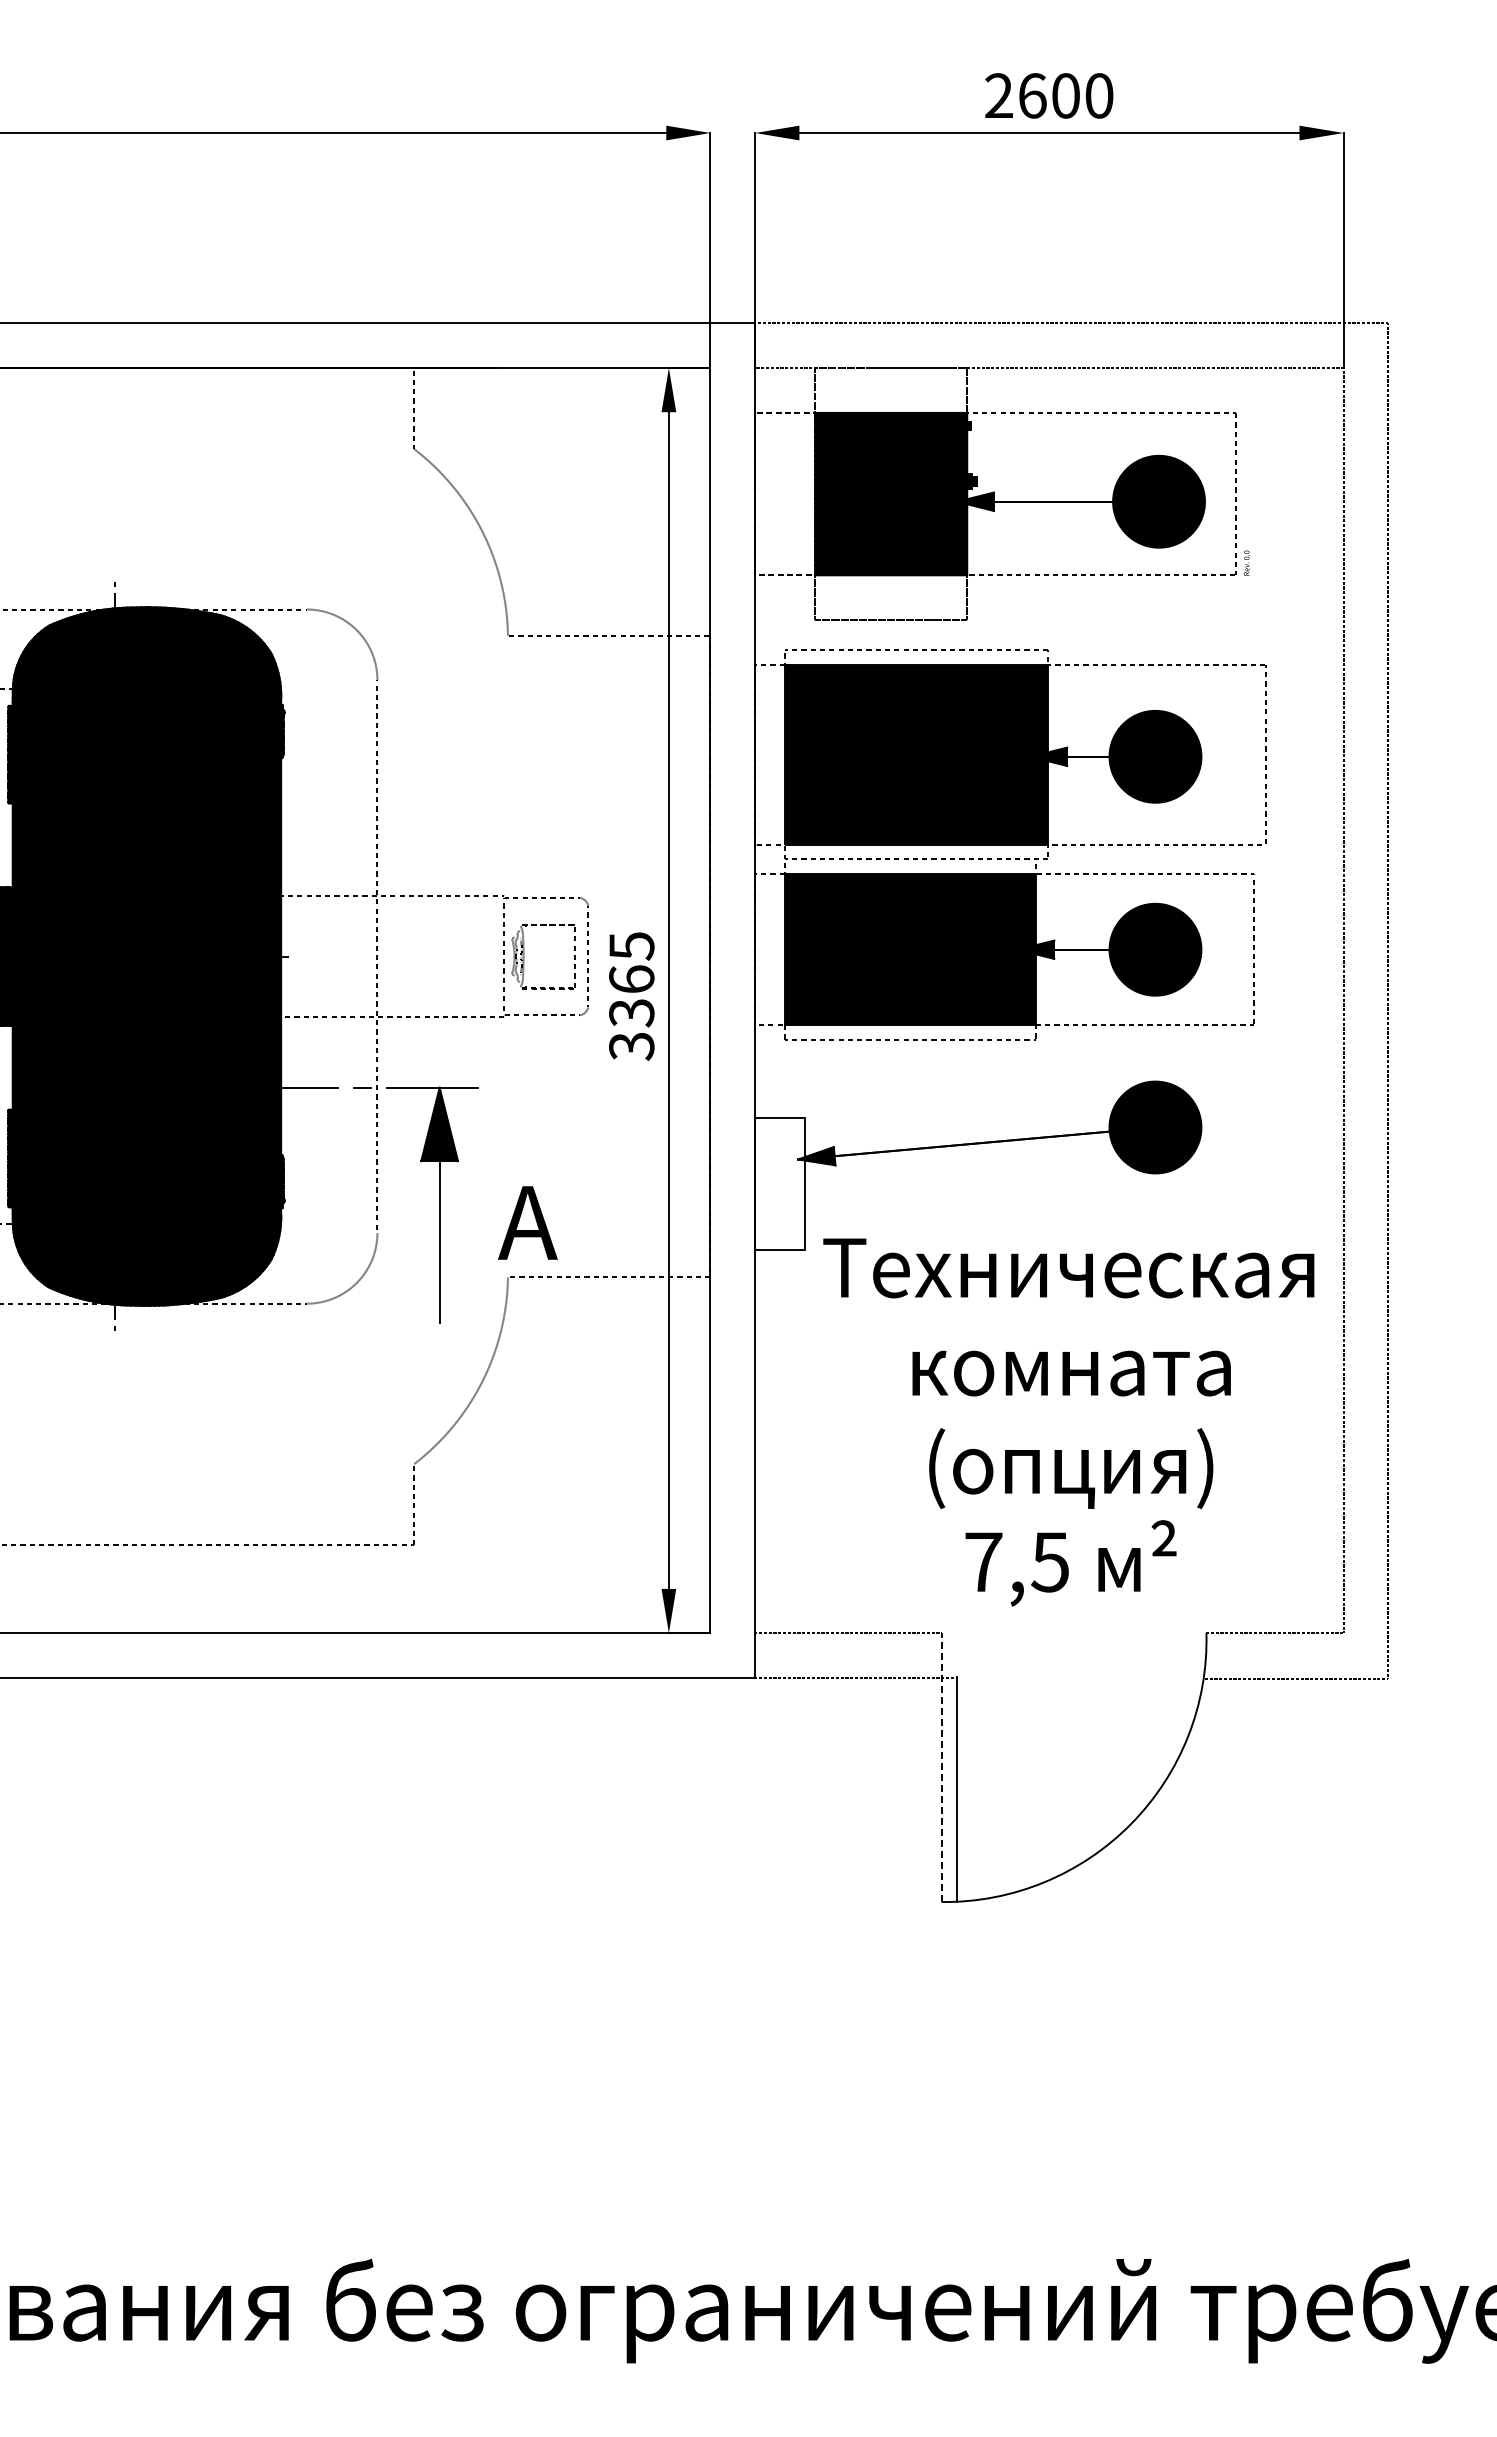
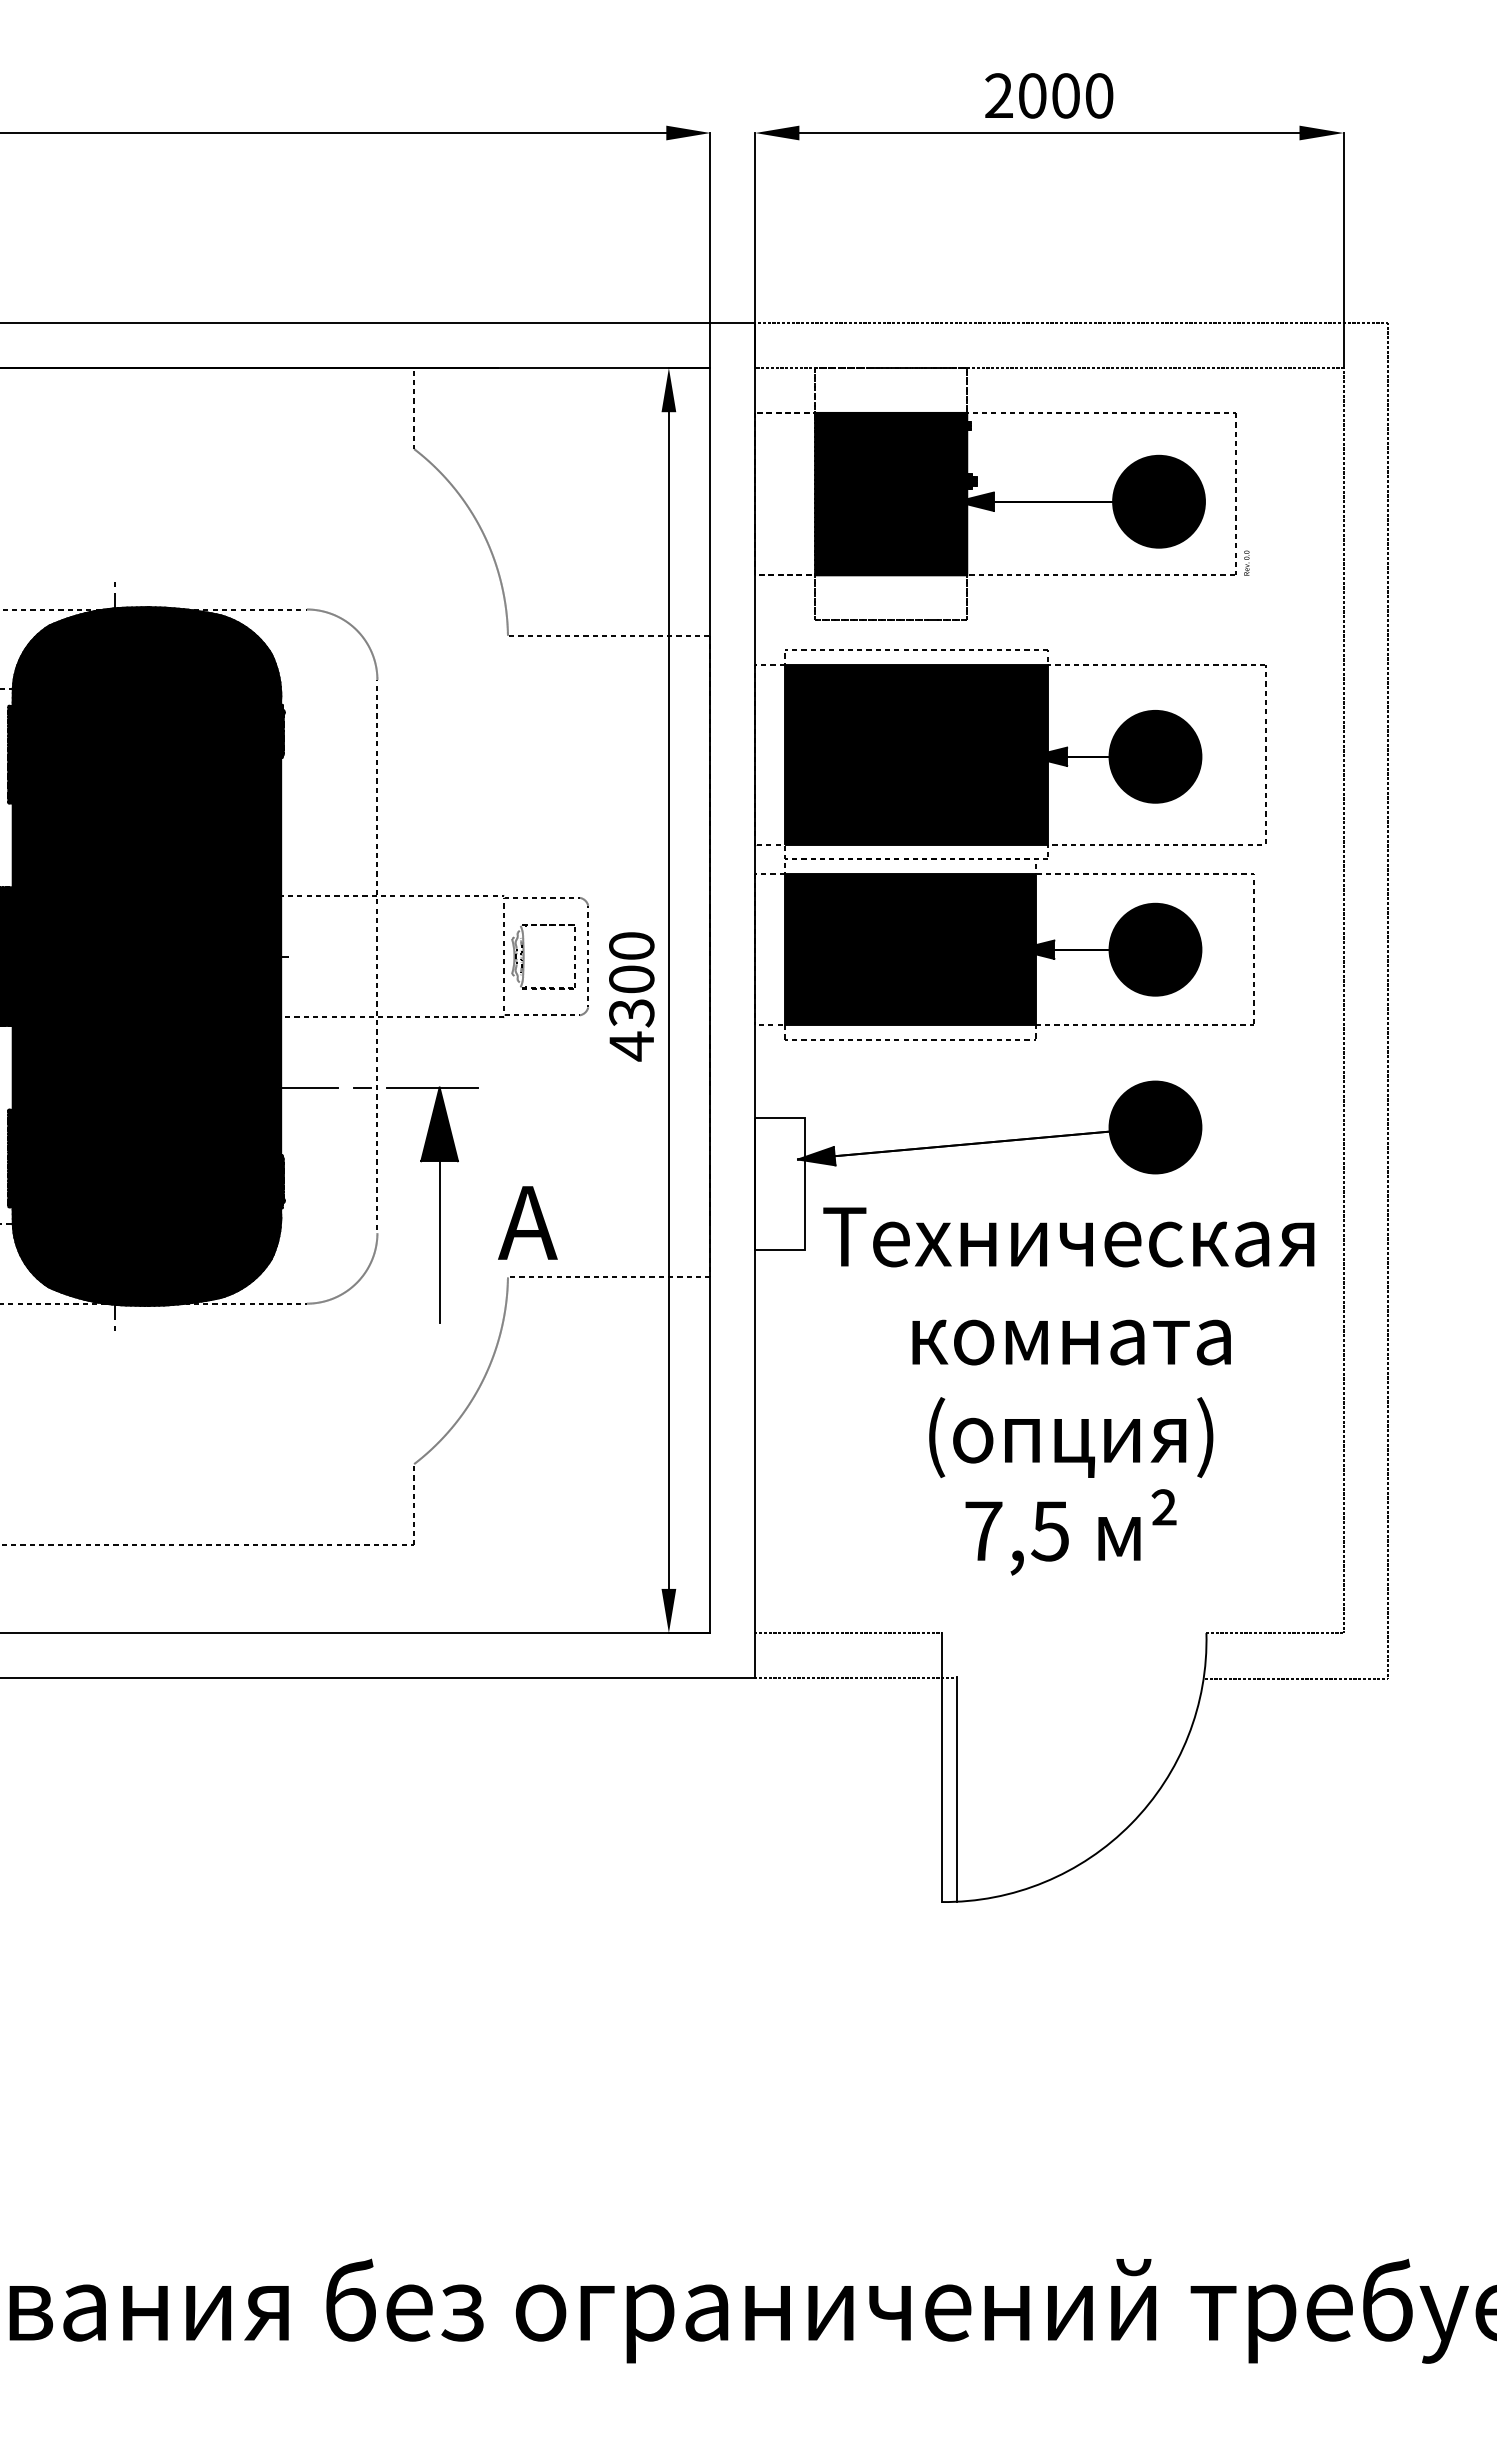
text: 2600 -> 2000 (1032, 95)
text: 3365 -> 4300 (631, 996)
text position: (1068, 1422) -> (1068, 1391) (1068, 1391)
line: dashed -> solid (941, 1767)
